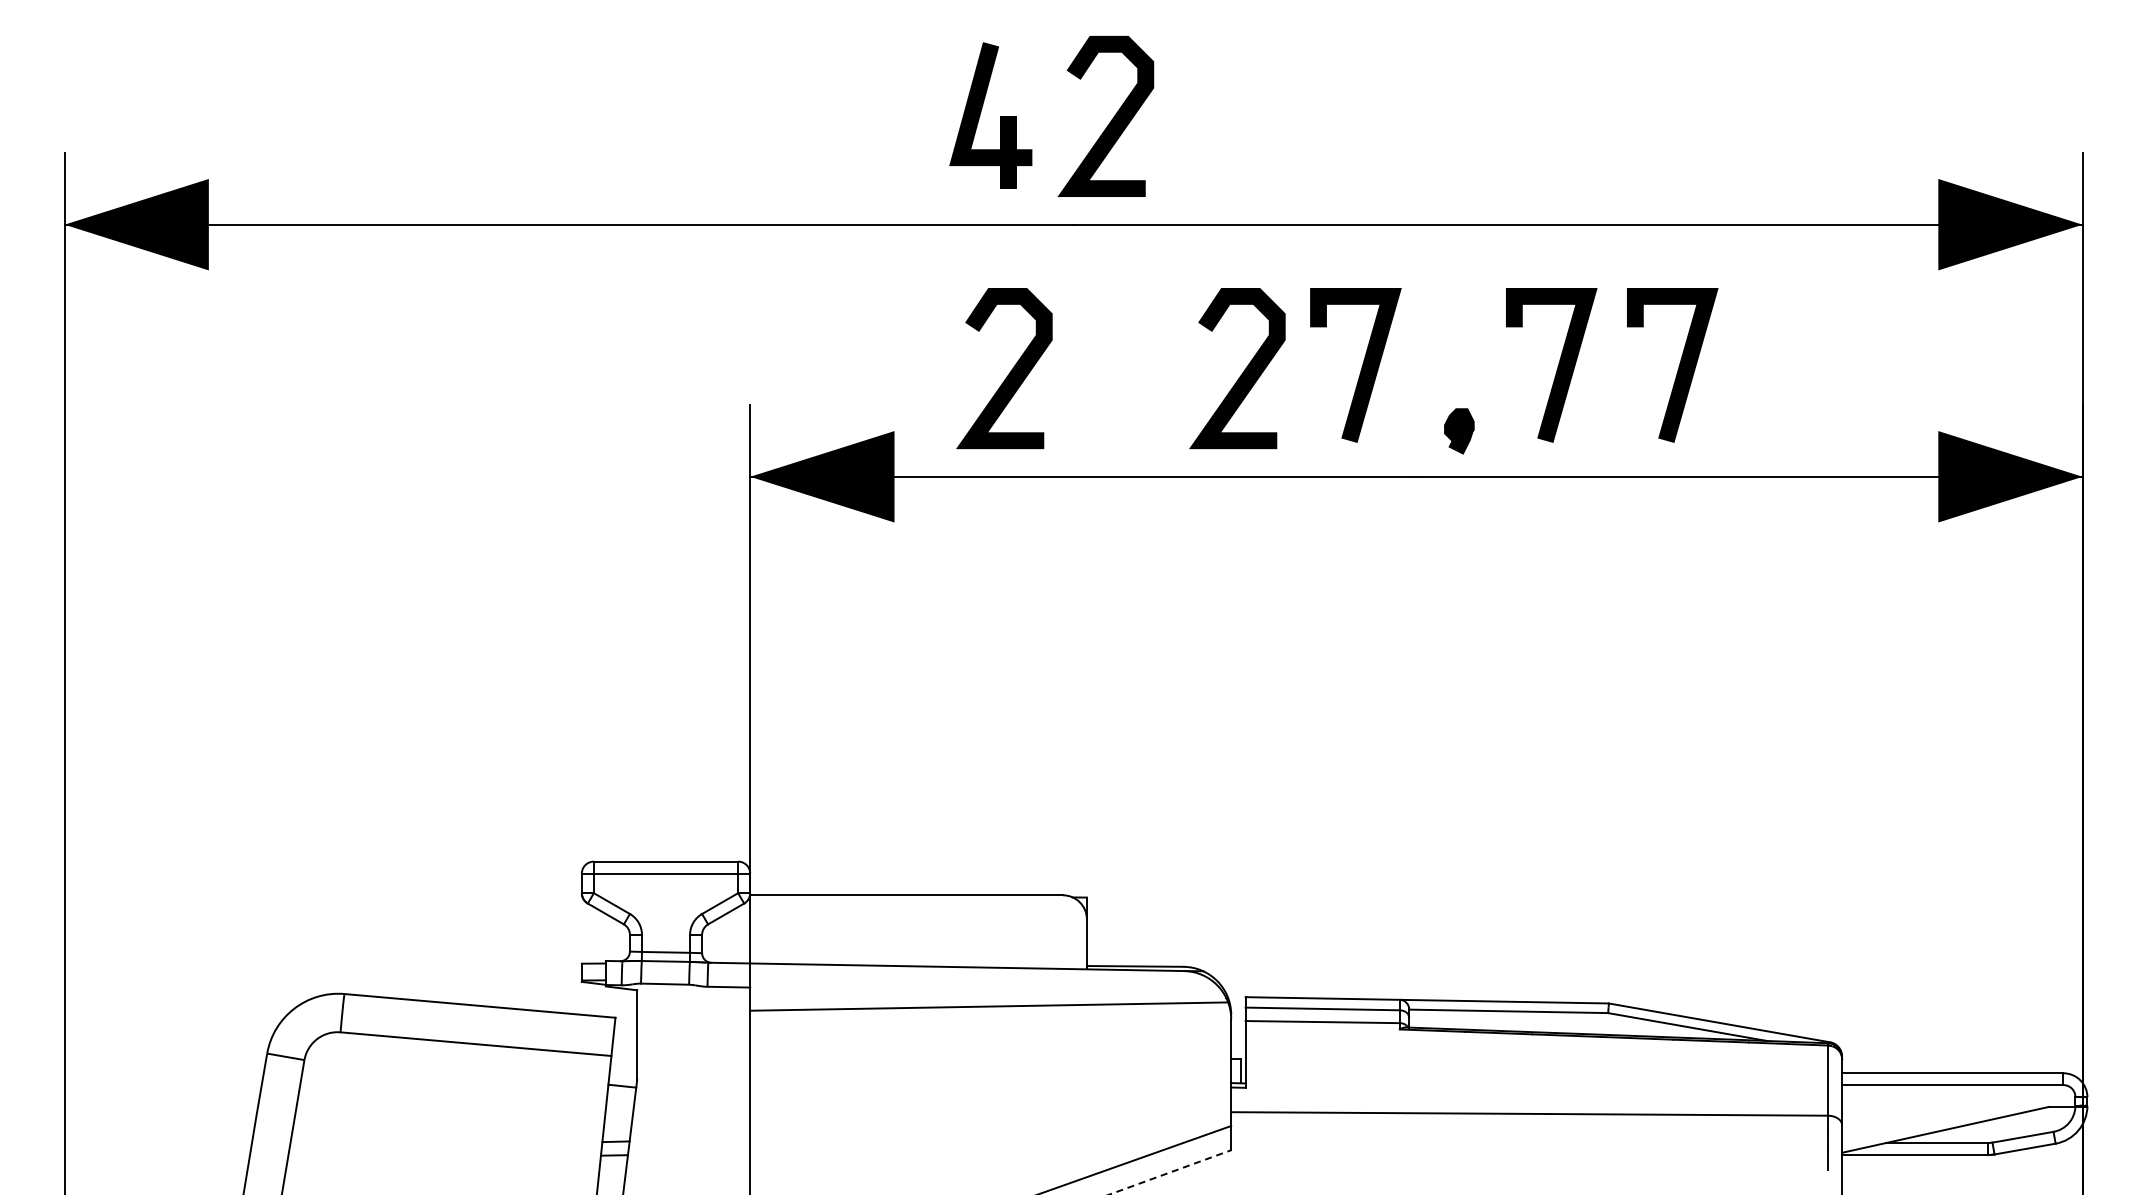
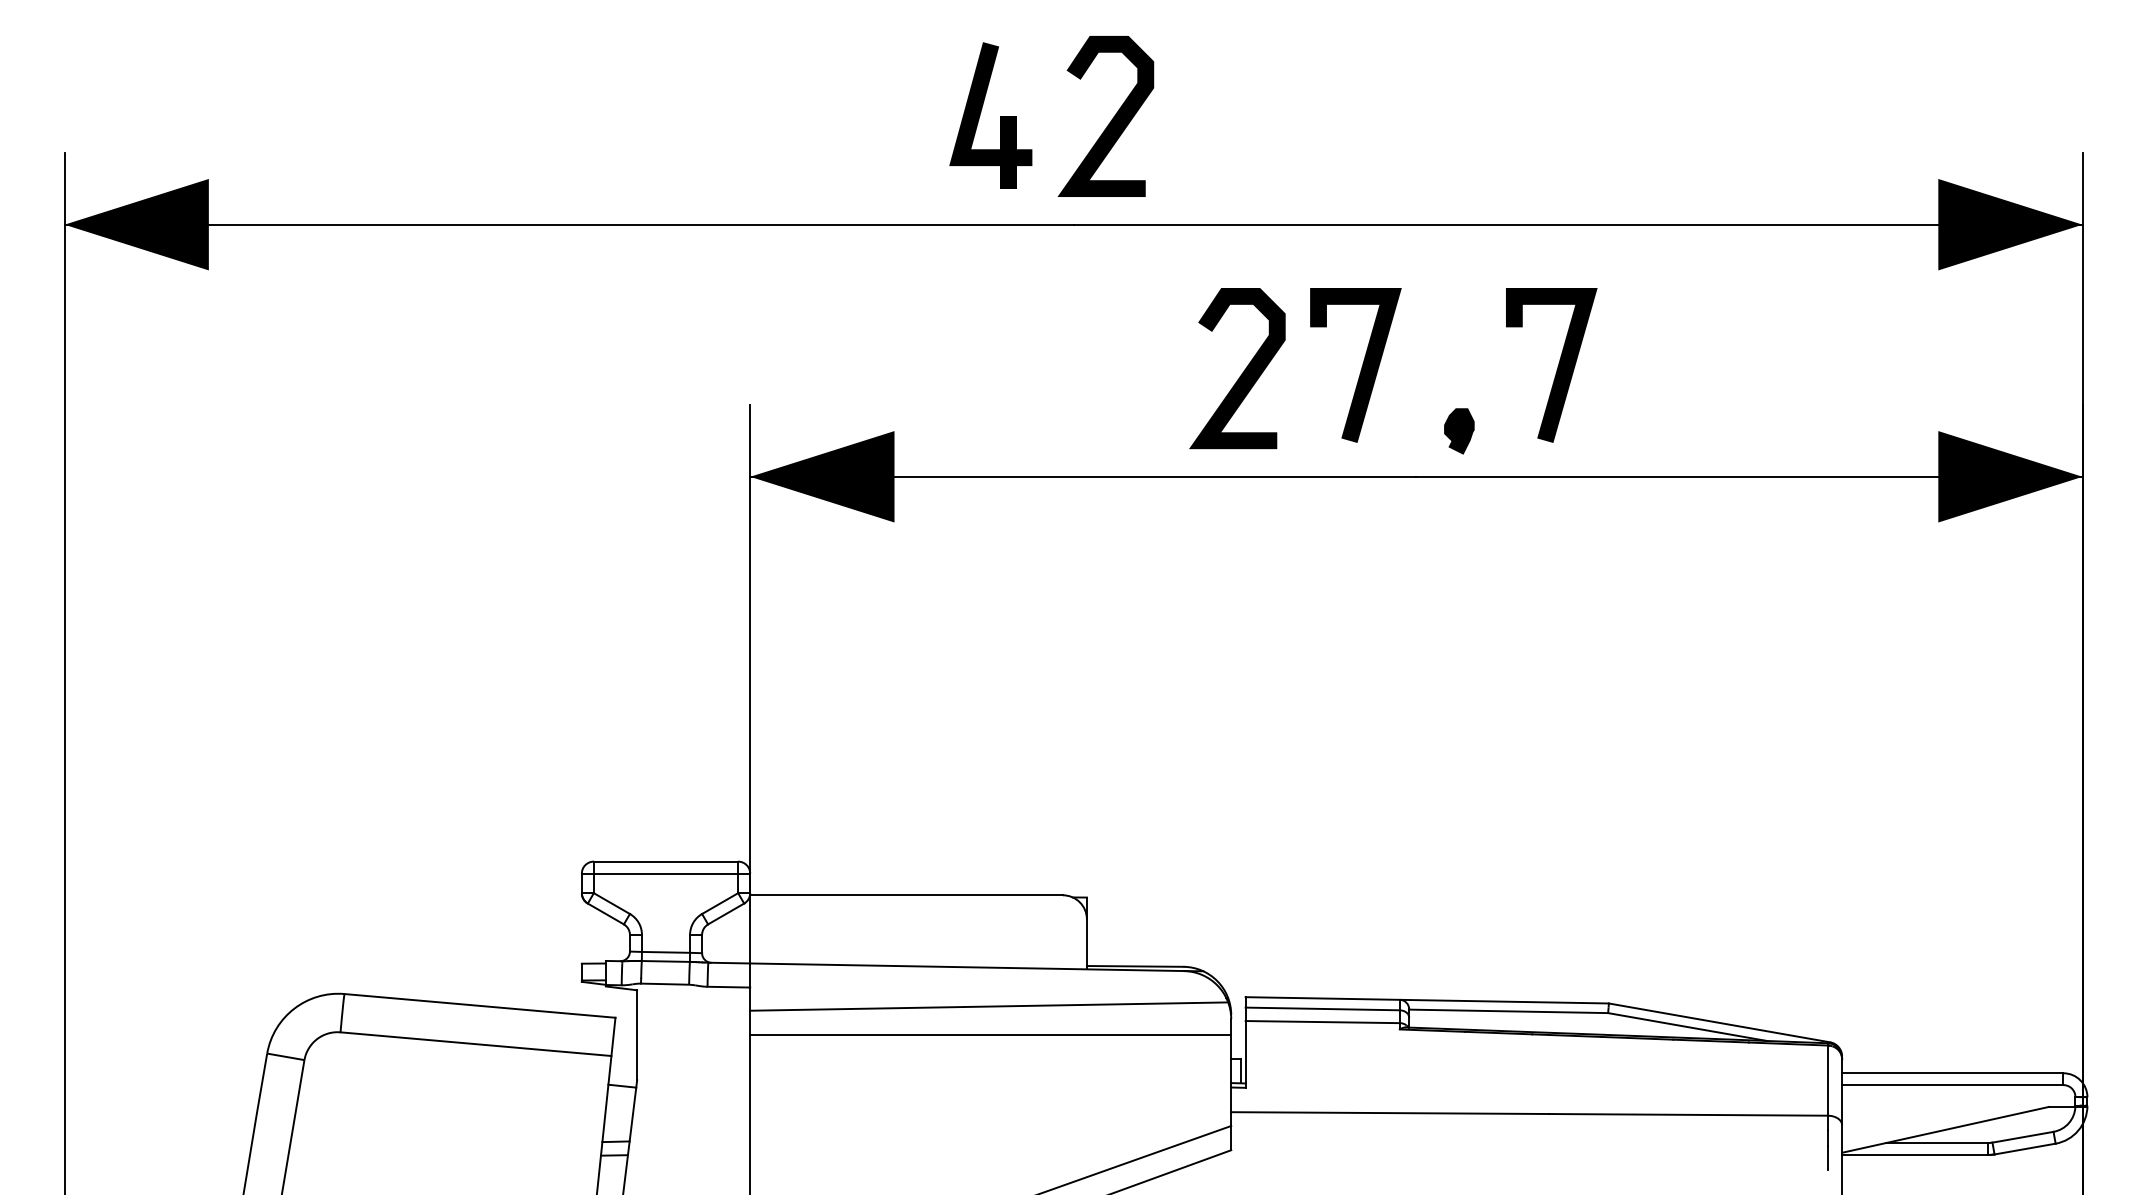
line: present -> none (1678, 366)
curve: present -> none (1009, 372)
line: none -> present (990, 1034)
line: dashed -> solid (1170, 1172)
